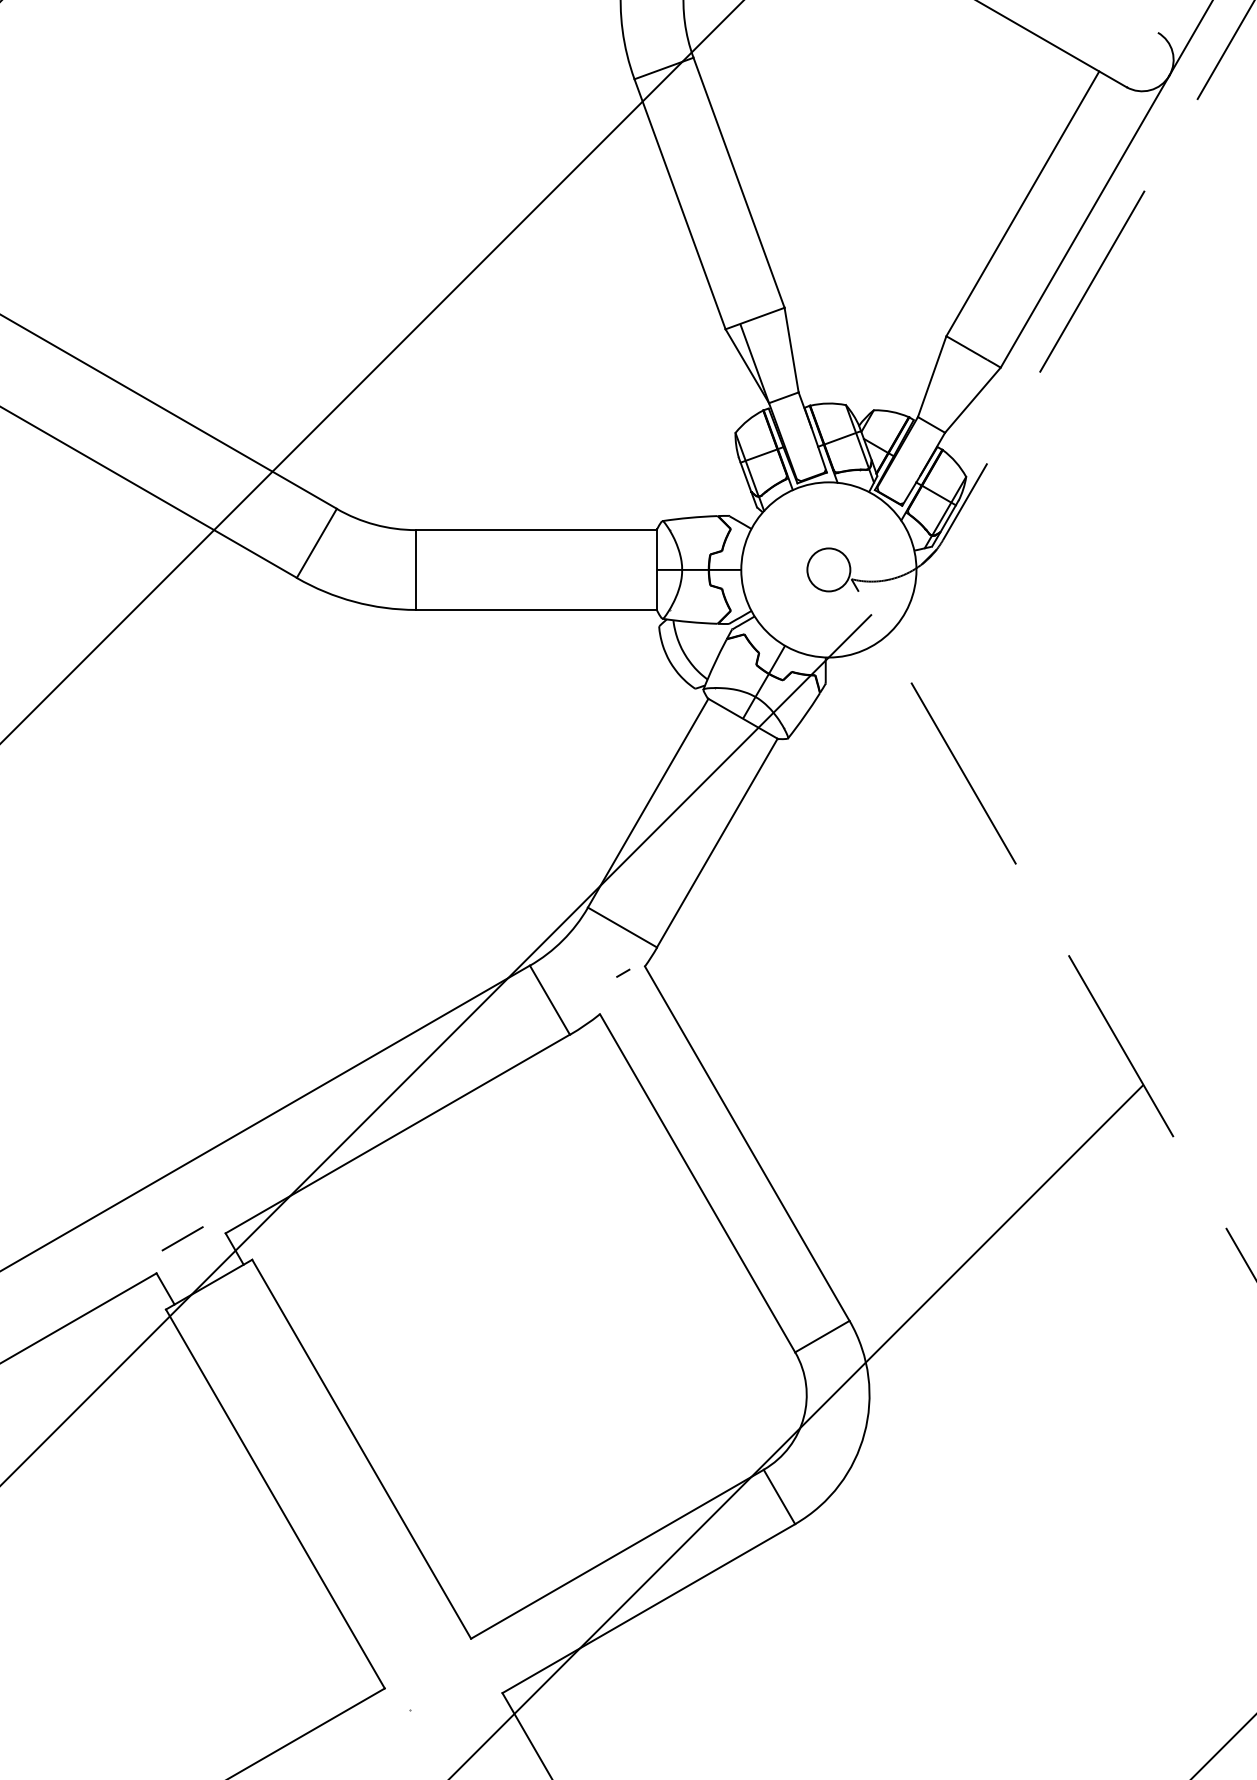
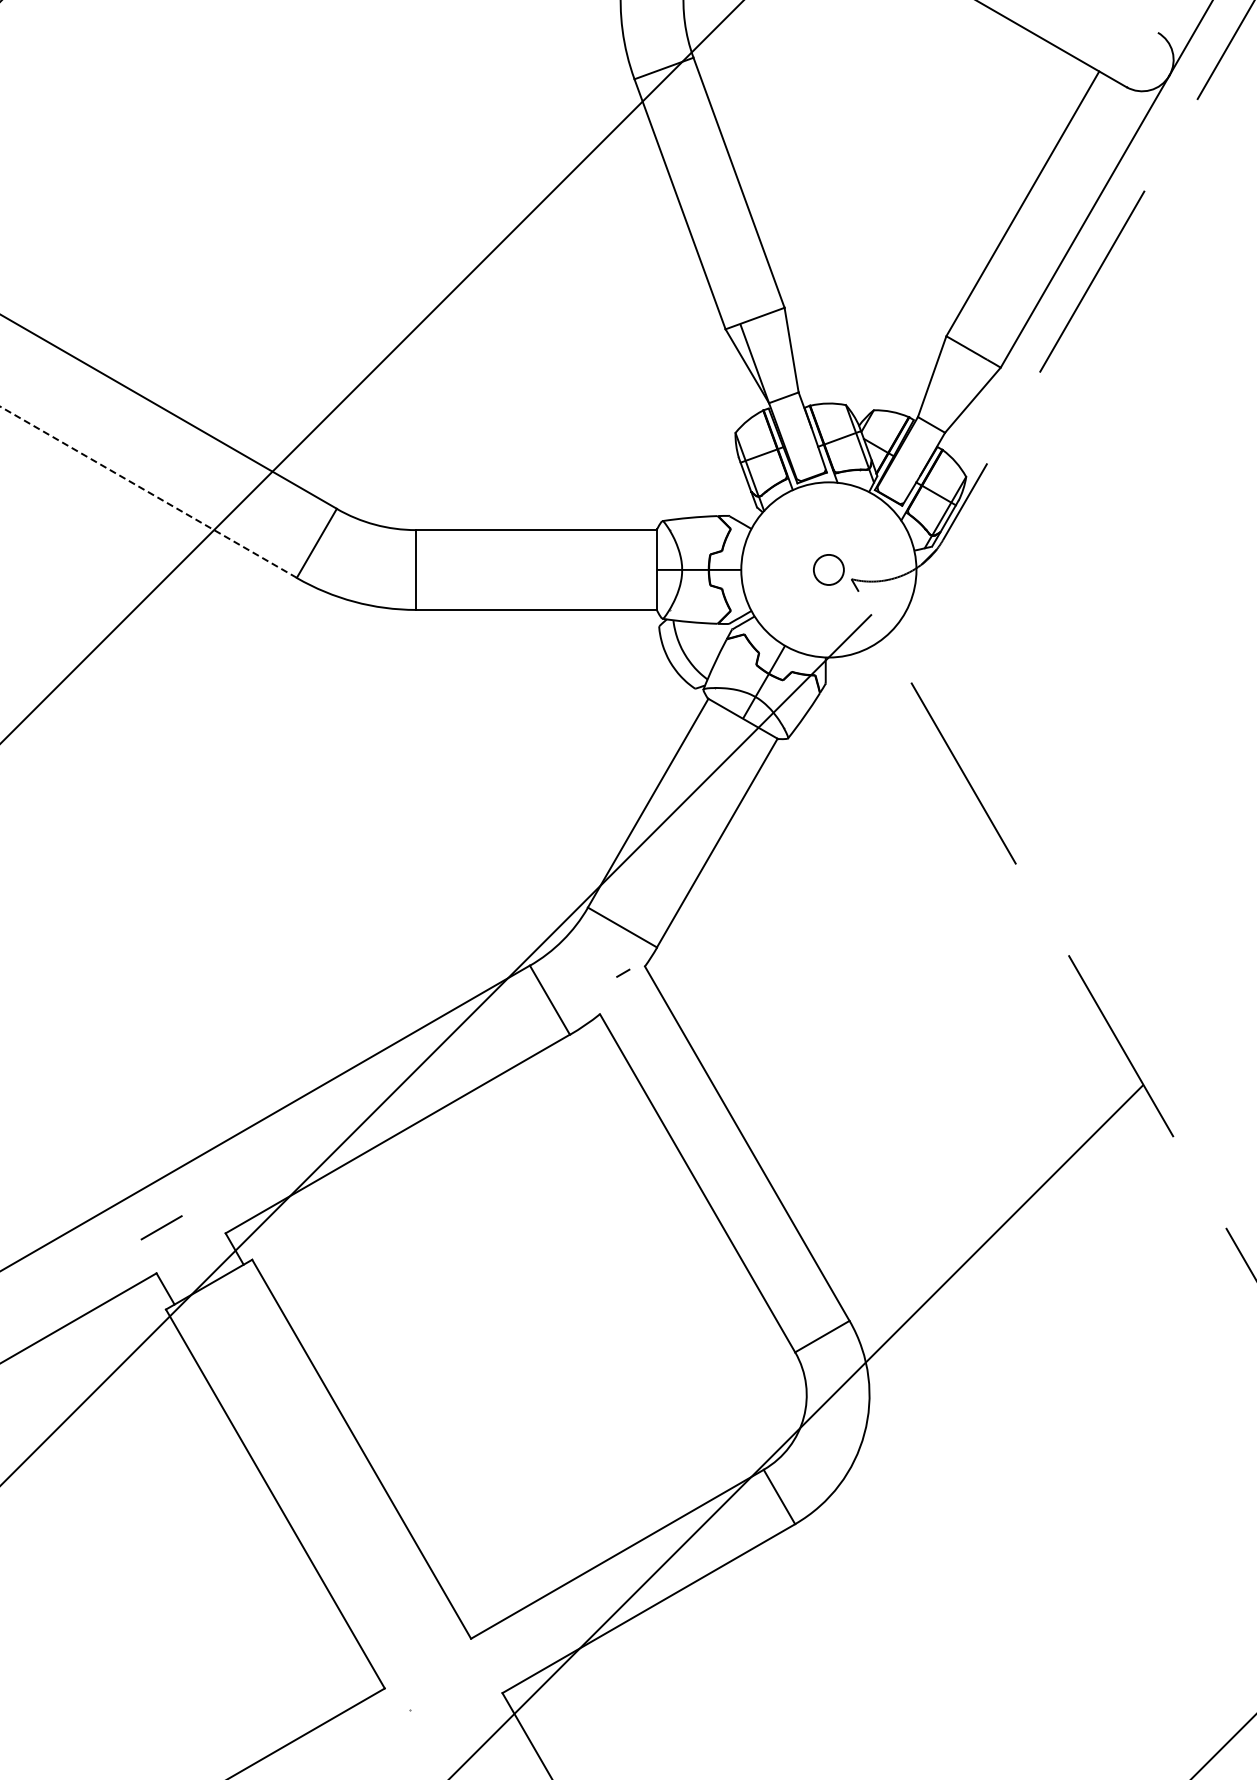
line: solid -> dashed (148, 492)
circle diameter: 43 px -> 30 px (828, 569)
line position: (182, 1238) -> (161, 1227) (161, 1227)
